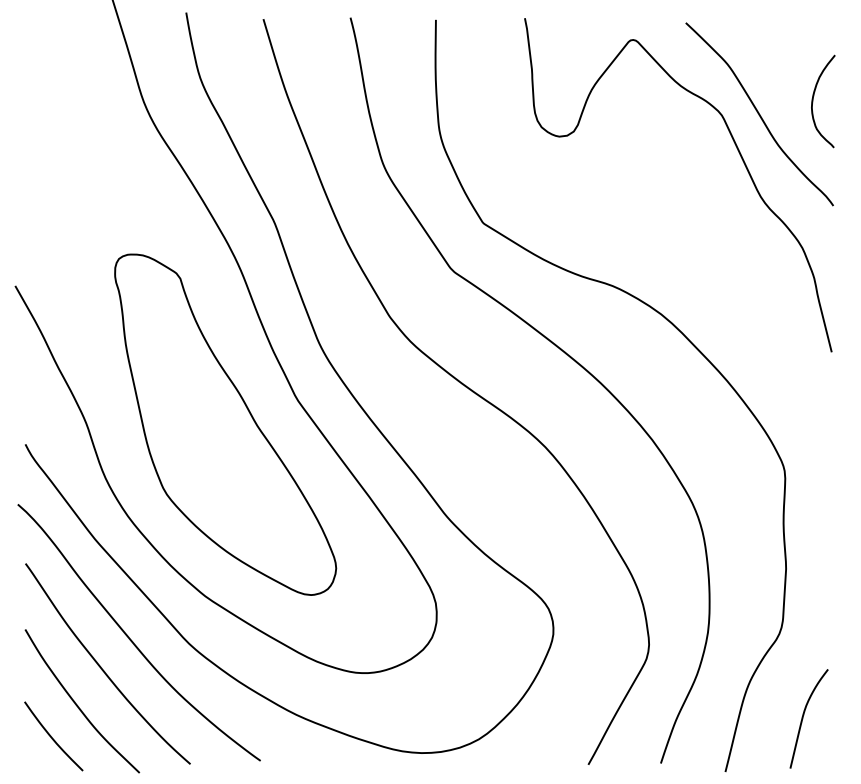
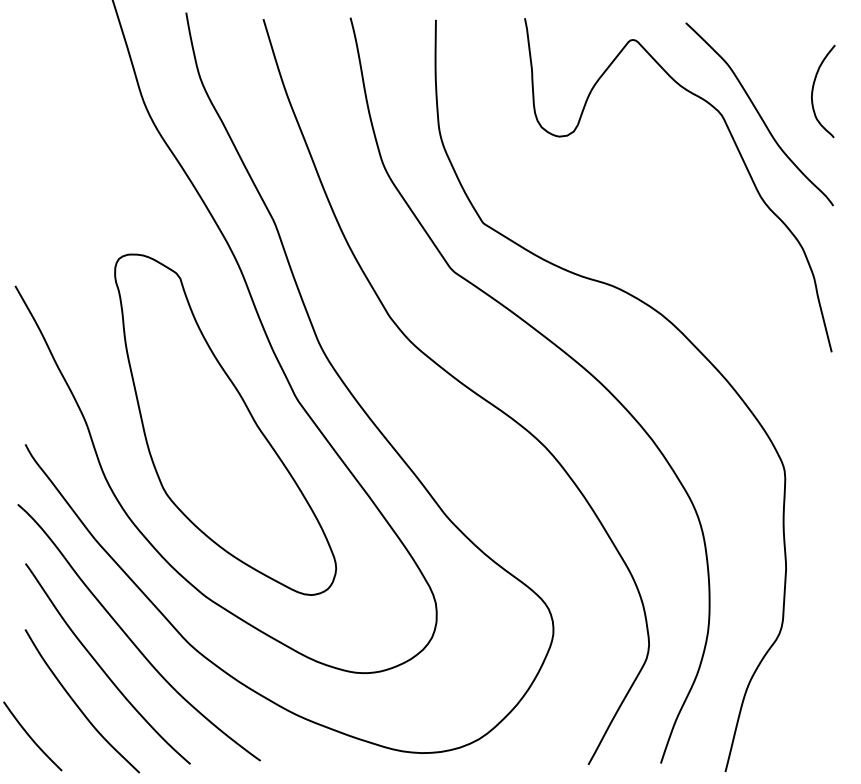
curve position: (813, 101) -> (813, 91) (813, 91)
curve: present -> none (804, 715)
curve position: (52, 737) -> (31, 737) (31, 737)
